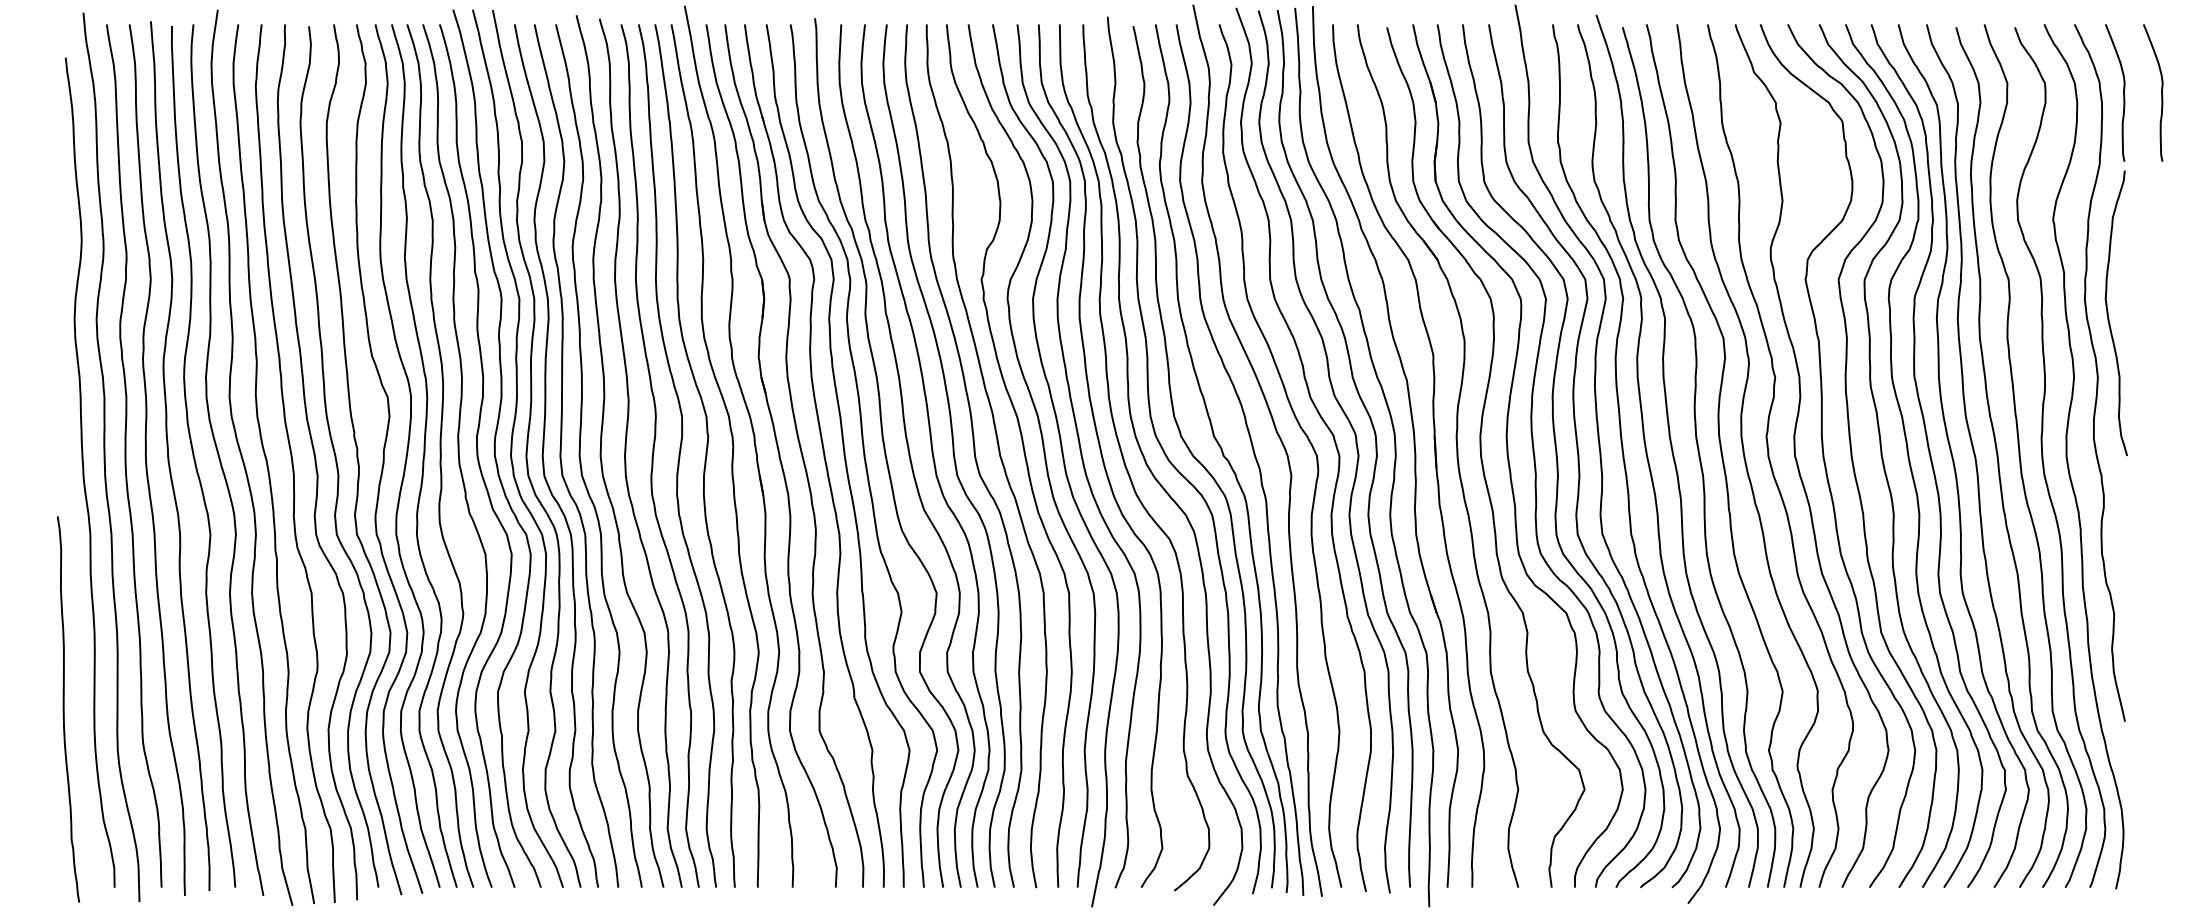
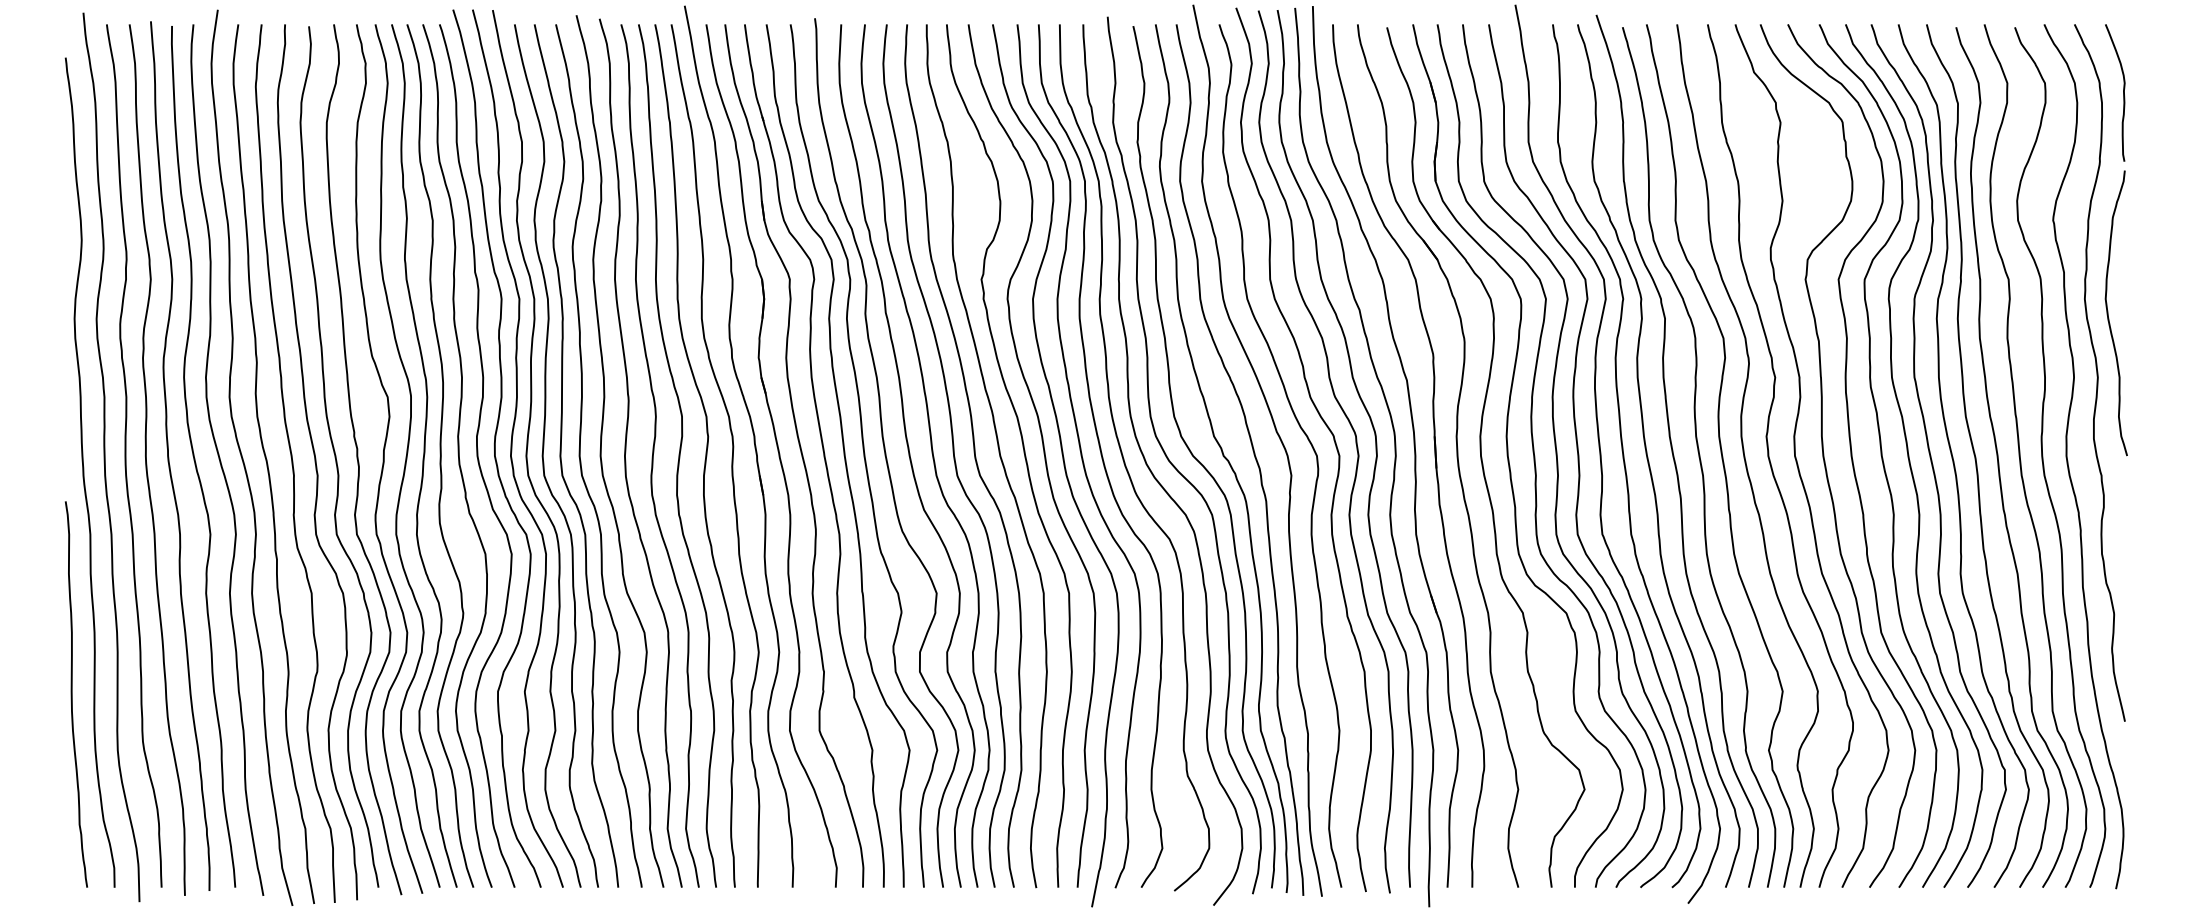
curve: present -> none (2161, 92)
curve position: (64, 709) -> (72, 694) (72, 694)
